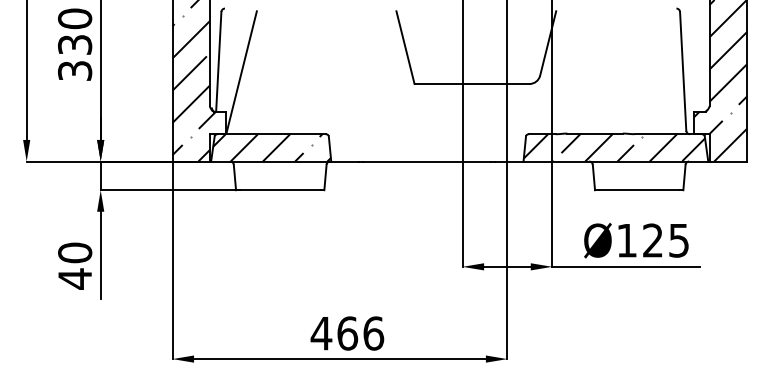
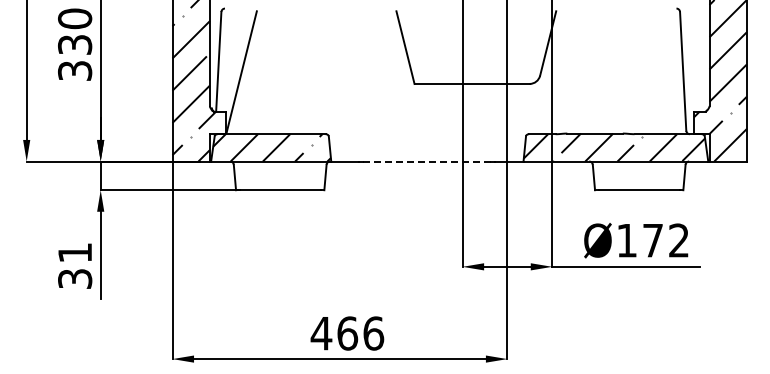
line: solid -> dashed (427, 161)
text: 125 -> 172 (665, 240)
text: 40 -> 31 (75, 265)
